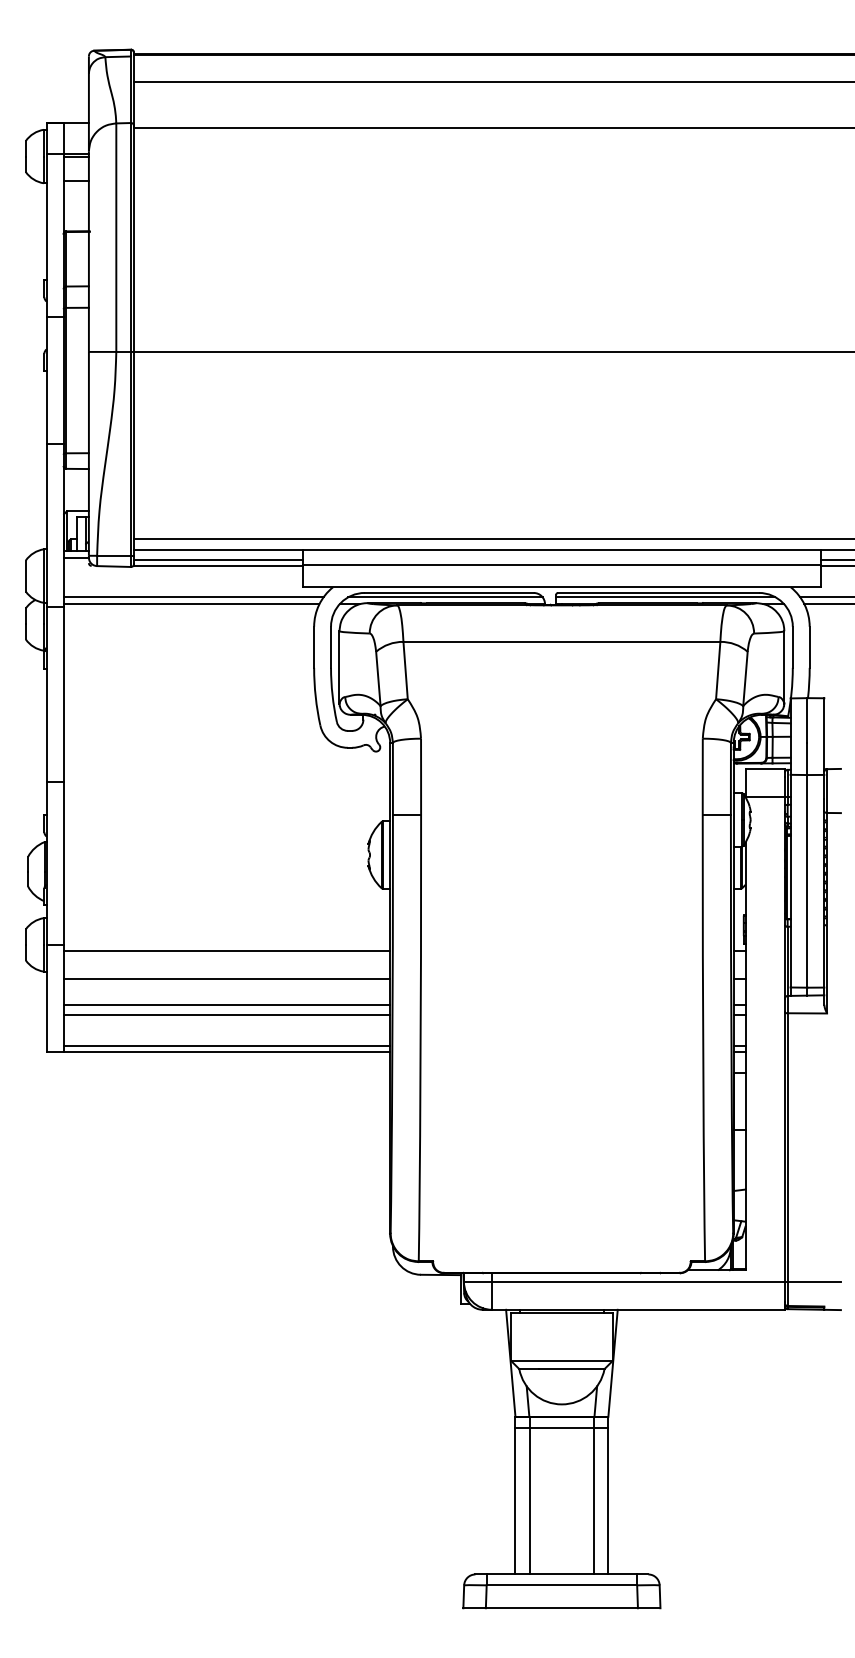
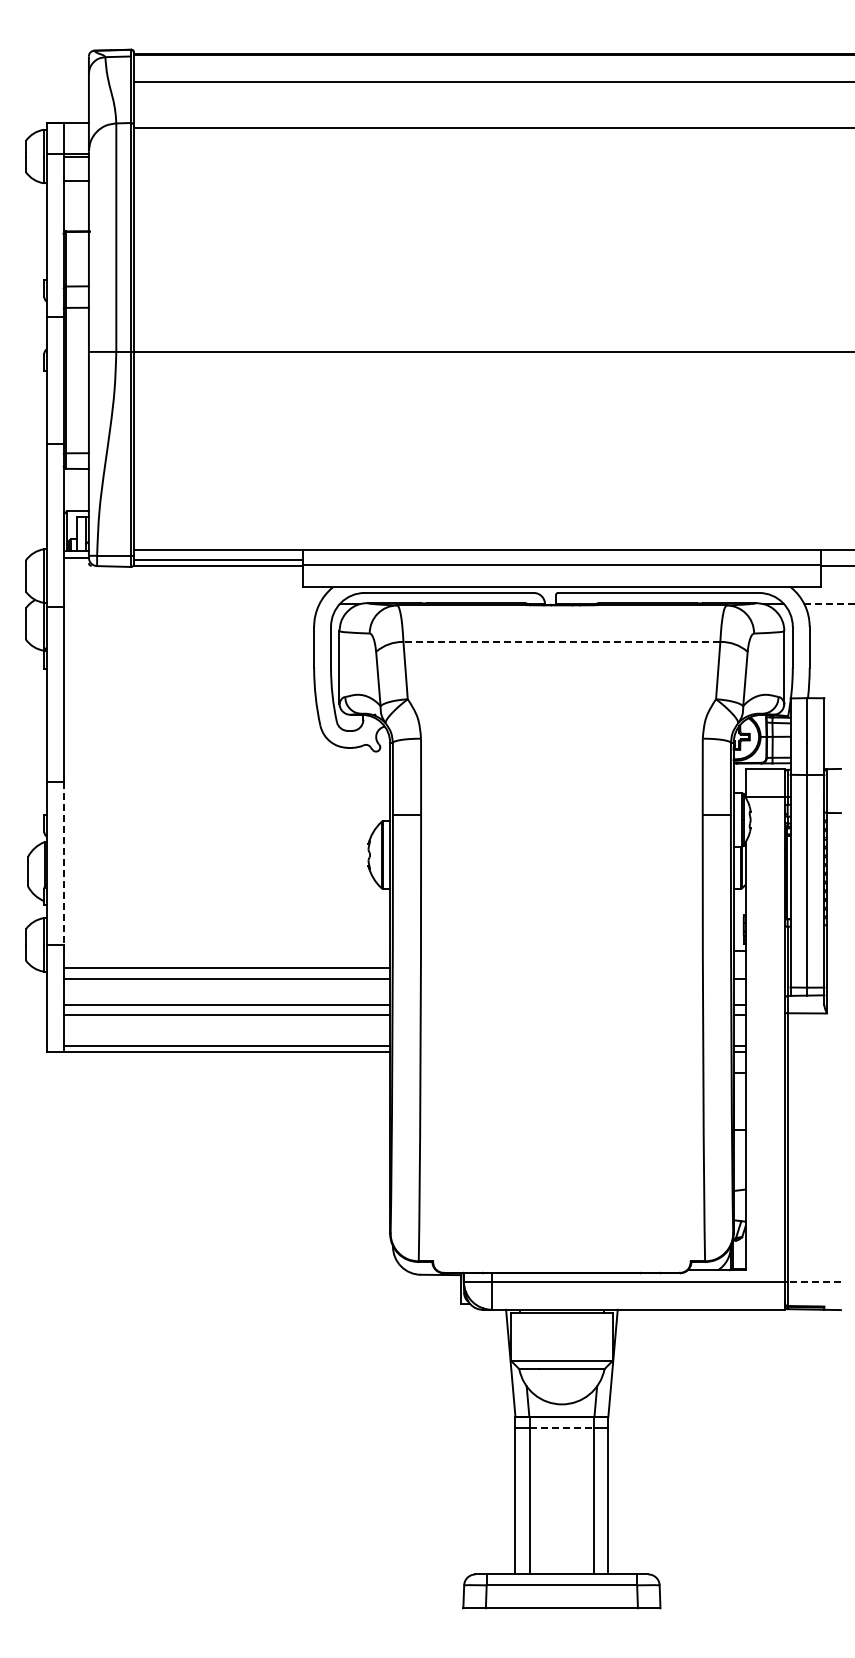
line: present -> none (492, 538)
line: present -> none (835, 560)
line: present -> none (193, 597)
line: present -> none (445, 597)
line: present -> none (665, 597)
line: present -> none (825, 597)
line: present -> none (191, 604)
line: solid -> dashed (829, 604)
line: solid -> dashed (561, 641)
line: solid -> dashed (63, 863)
line position: (226, 950) -> (226, 967) (226, 967)
line: solid -> dashed (814, 1281)
line: solid -> dashed (562, 1428)
